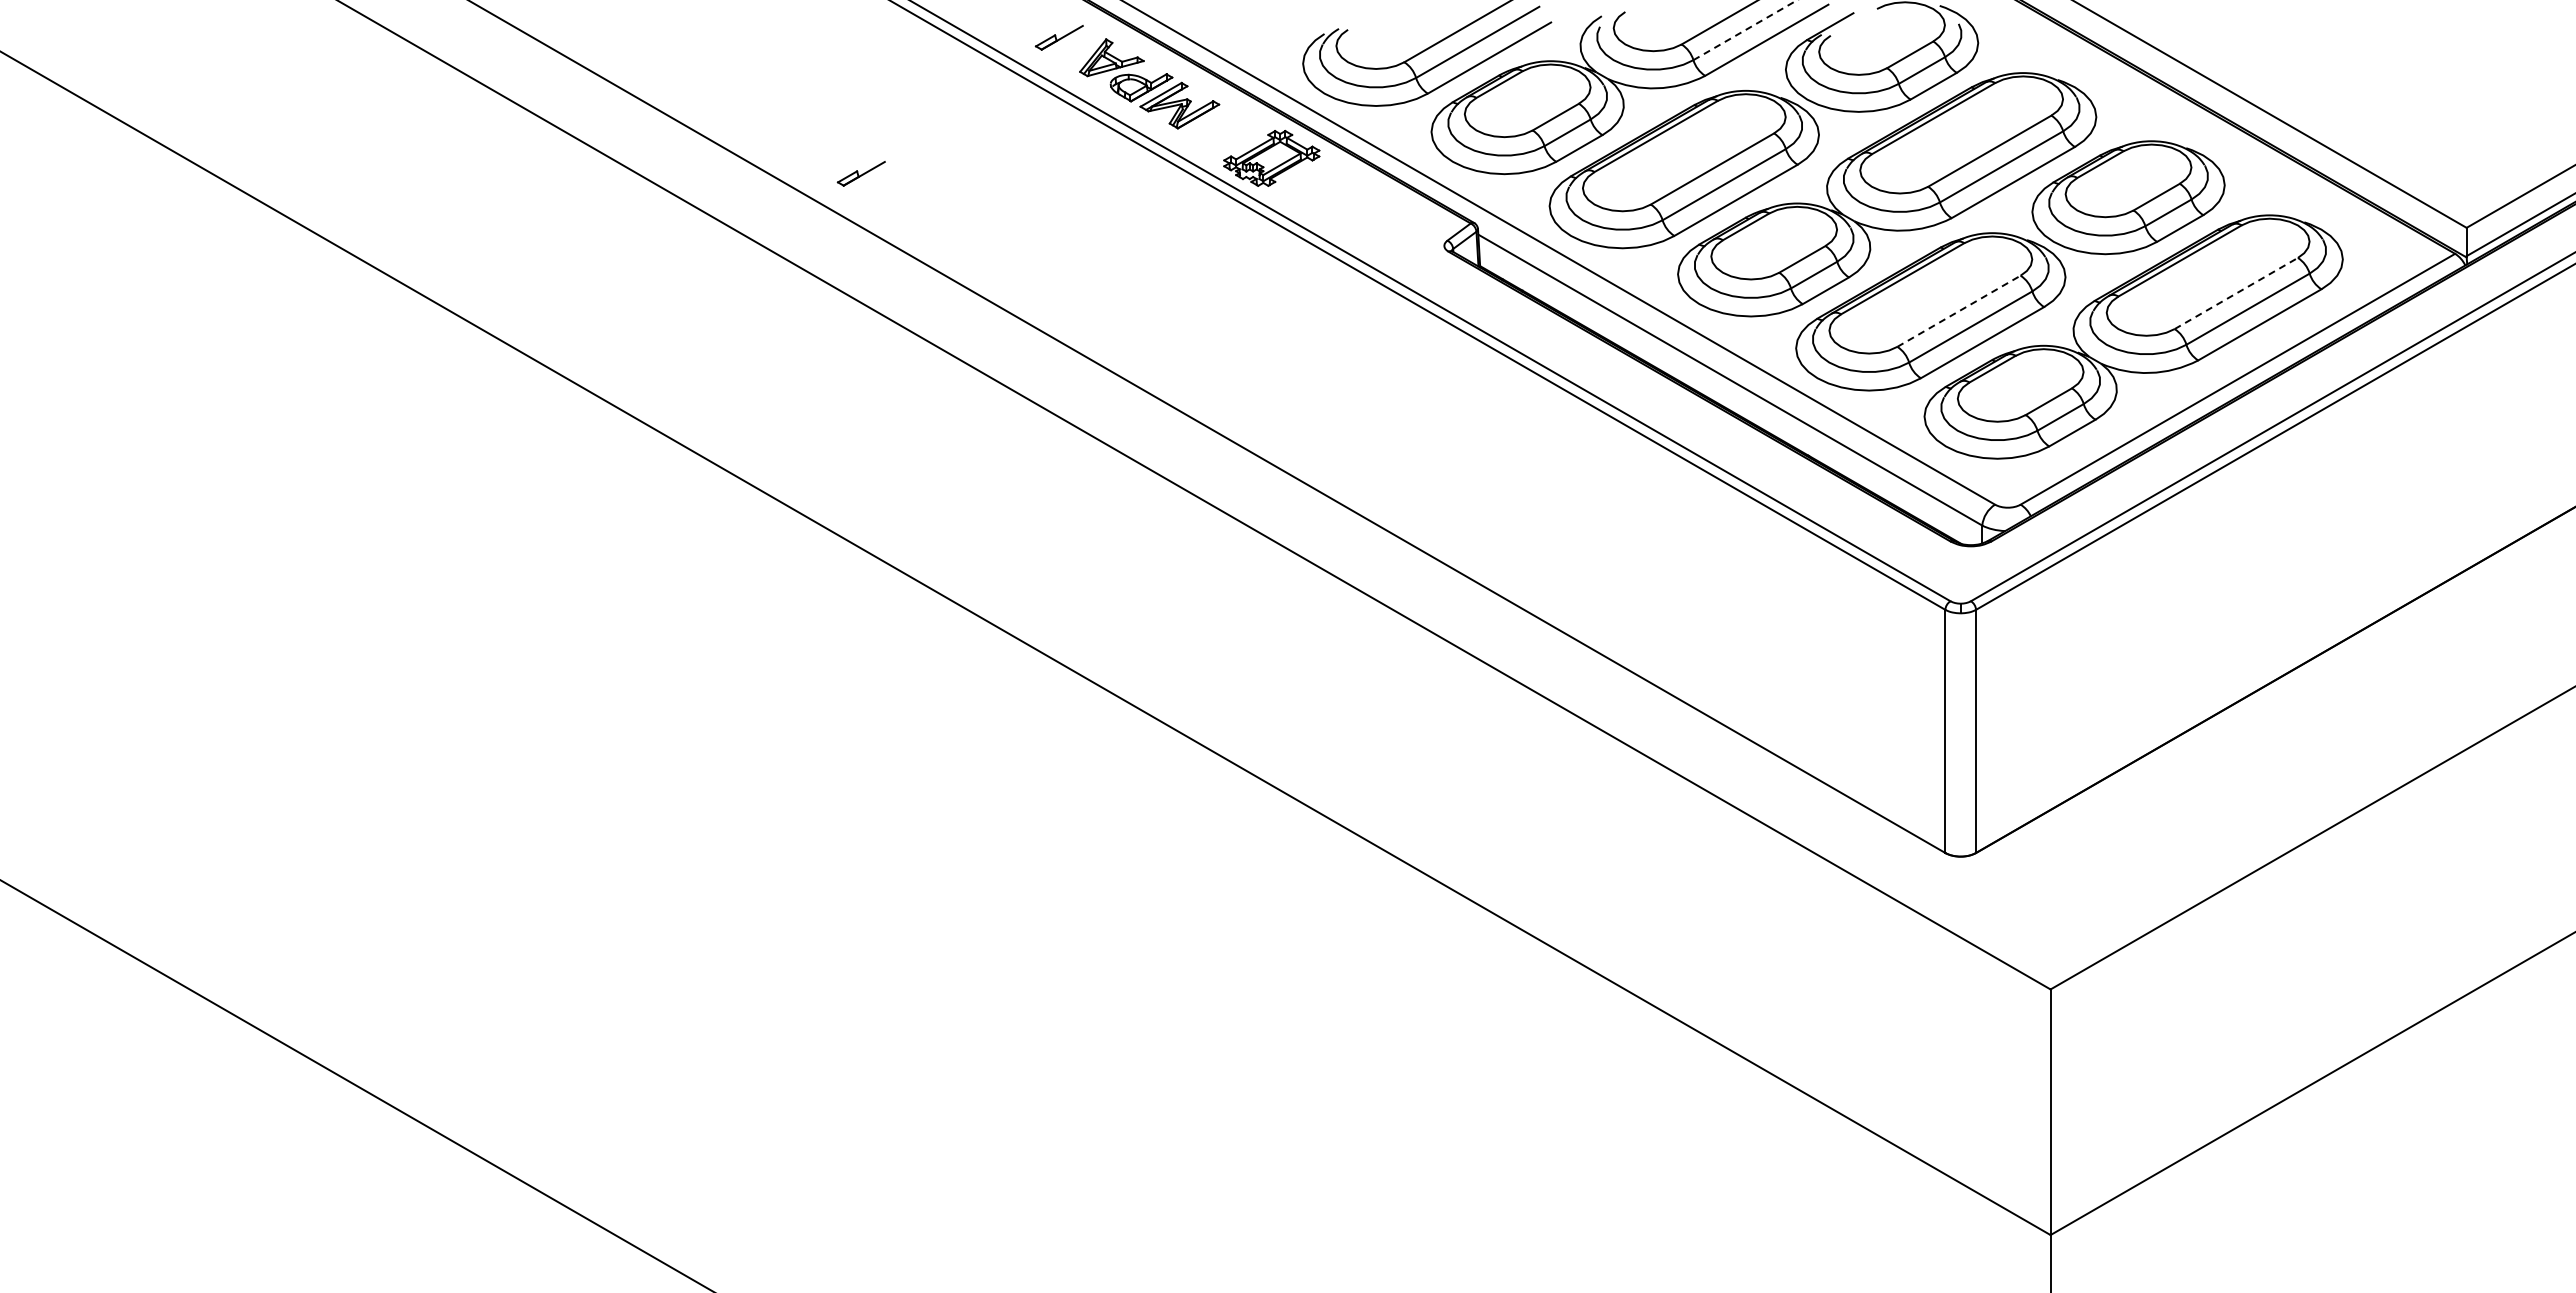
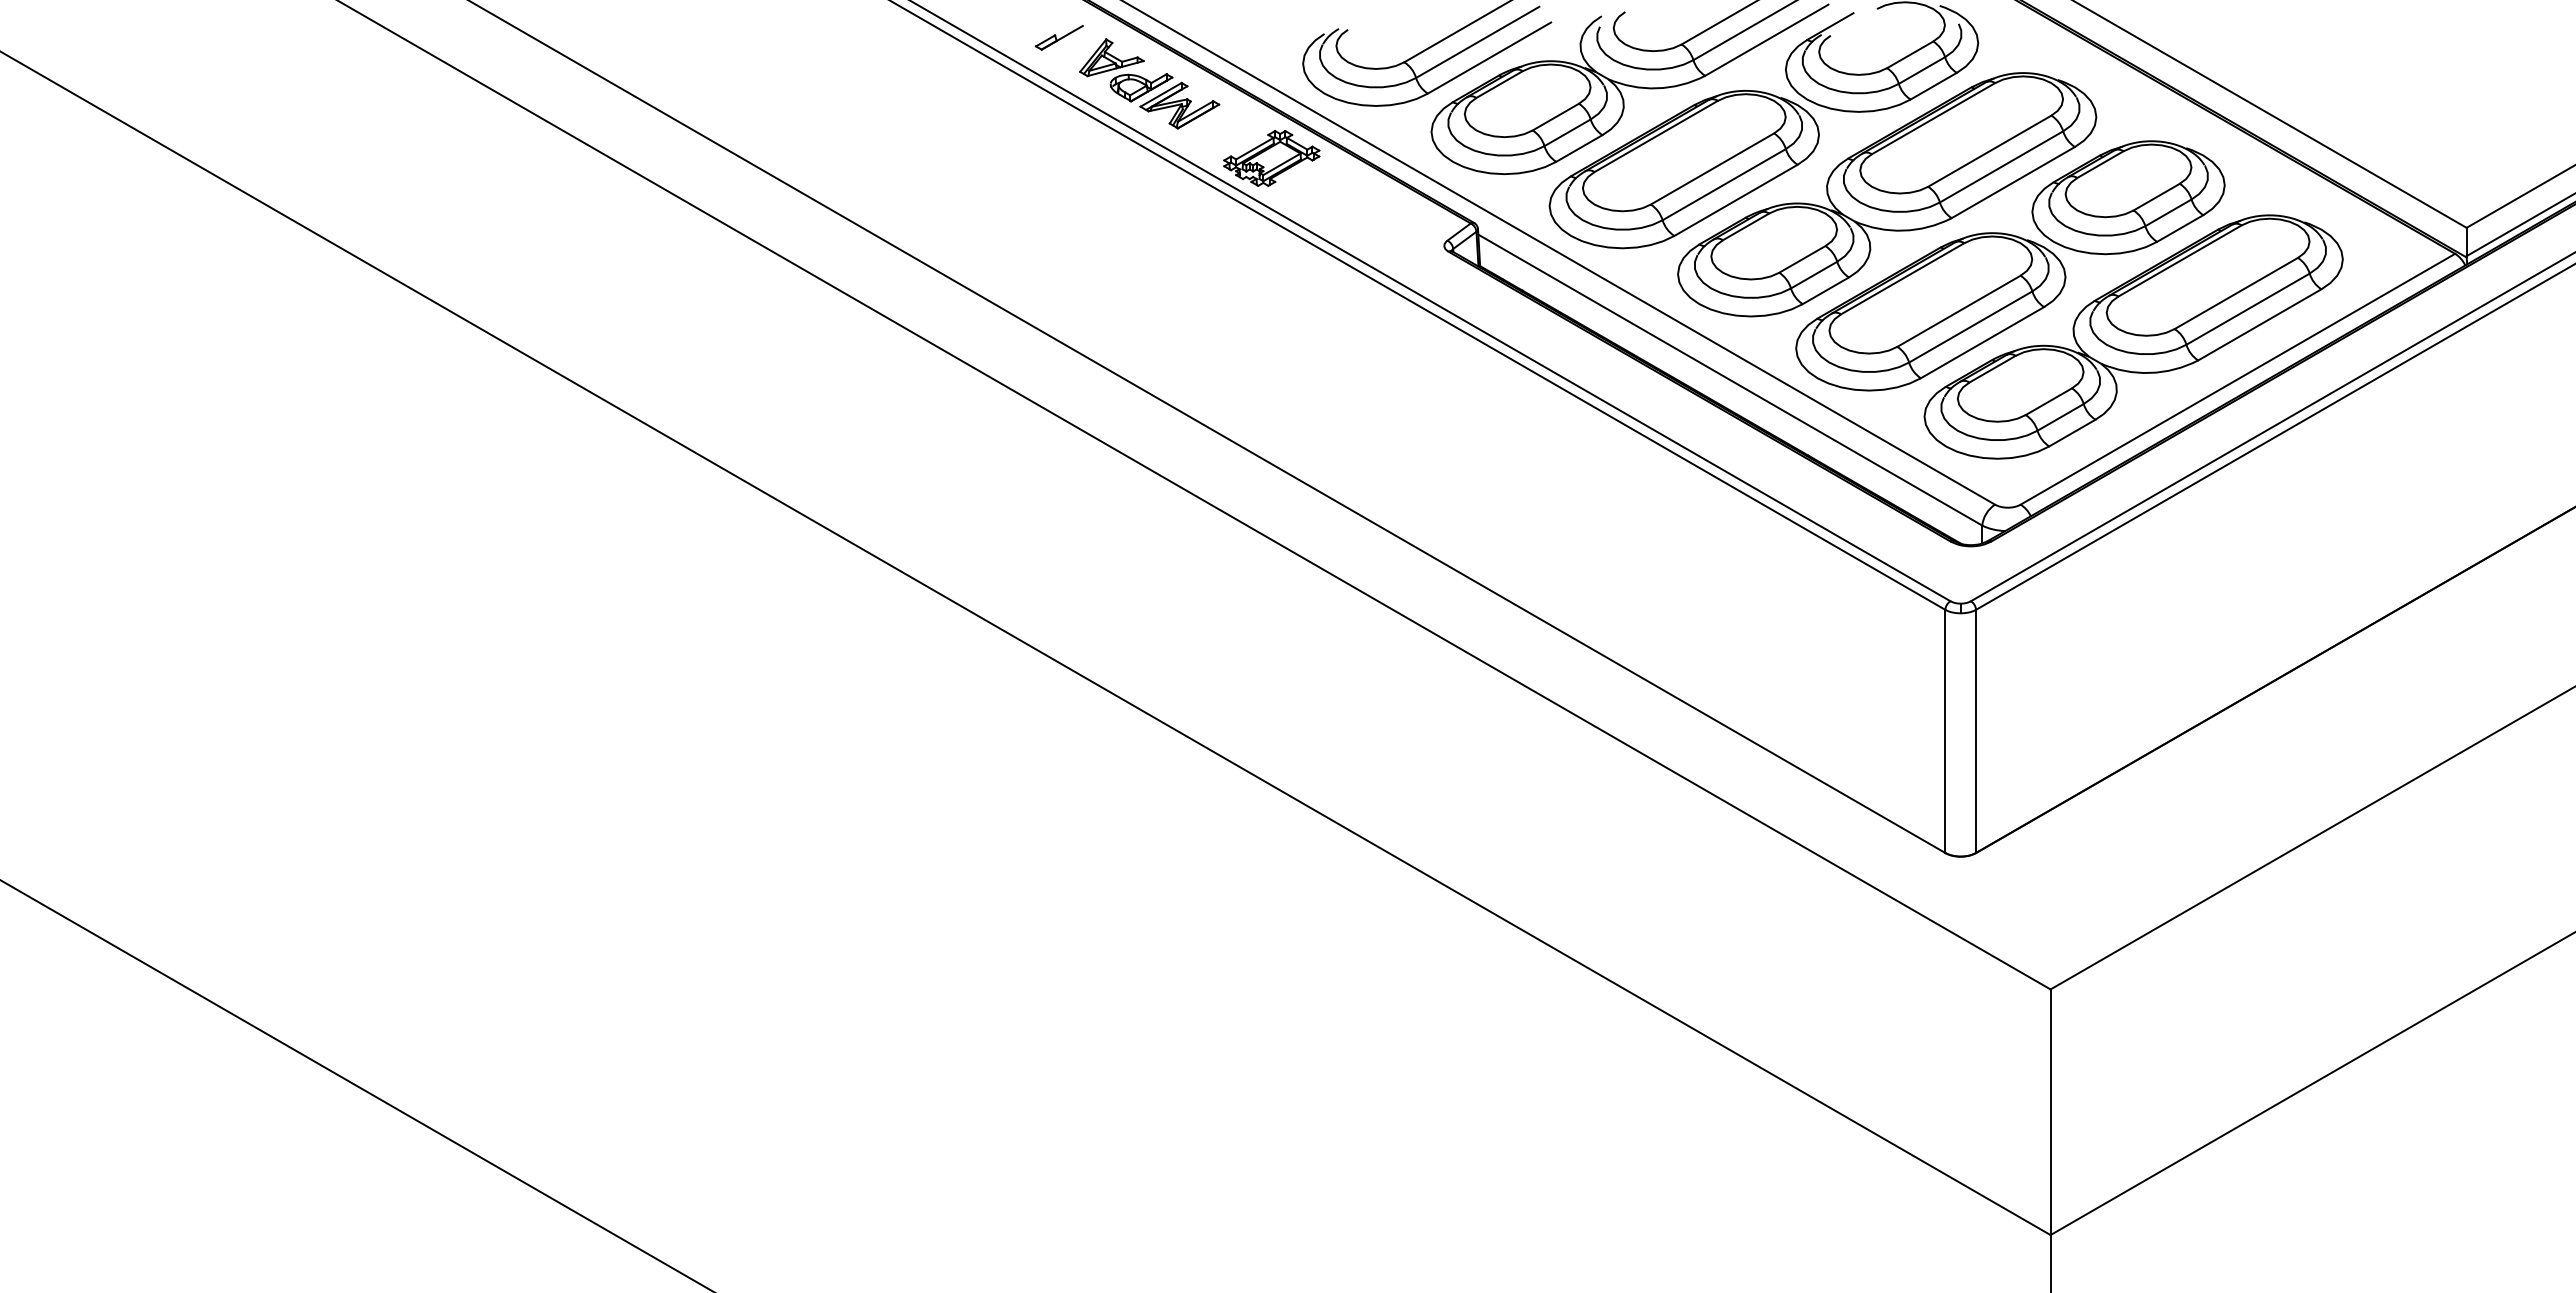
line: dashed -> solid (1745, 30)
part: present -> none (860, 173)
line: dashed -> solid (2236, 293)
line: dashed -> solid (1959, 311)
